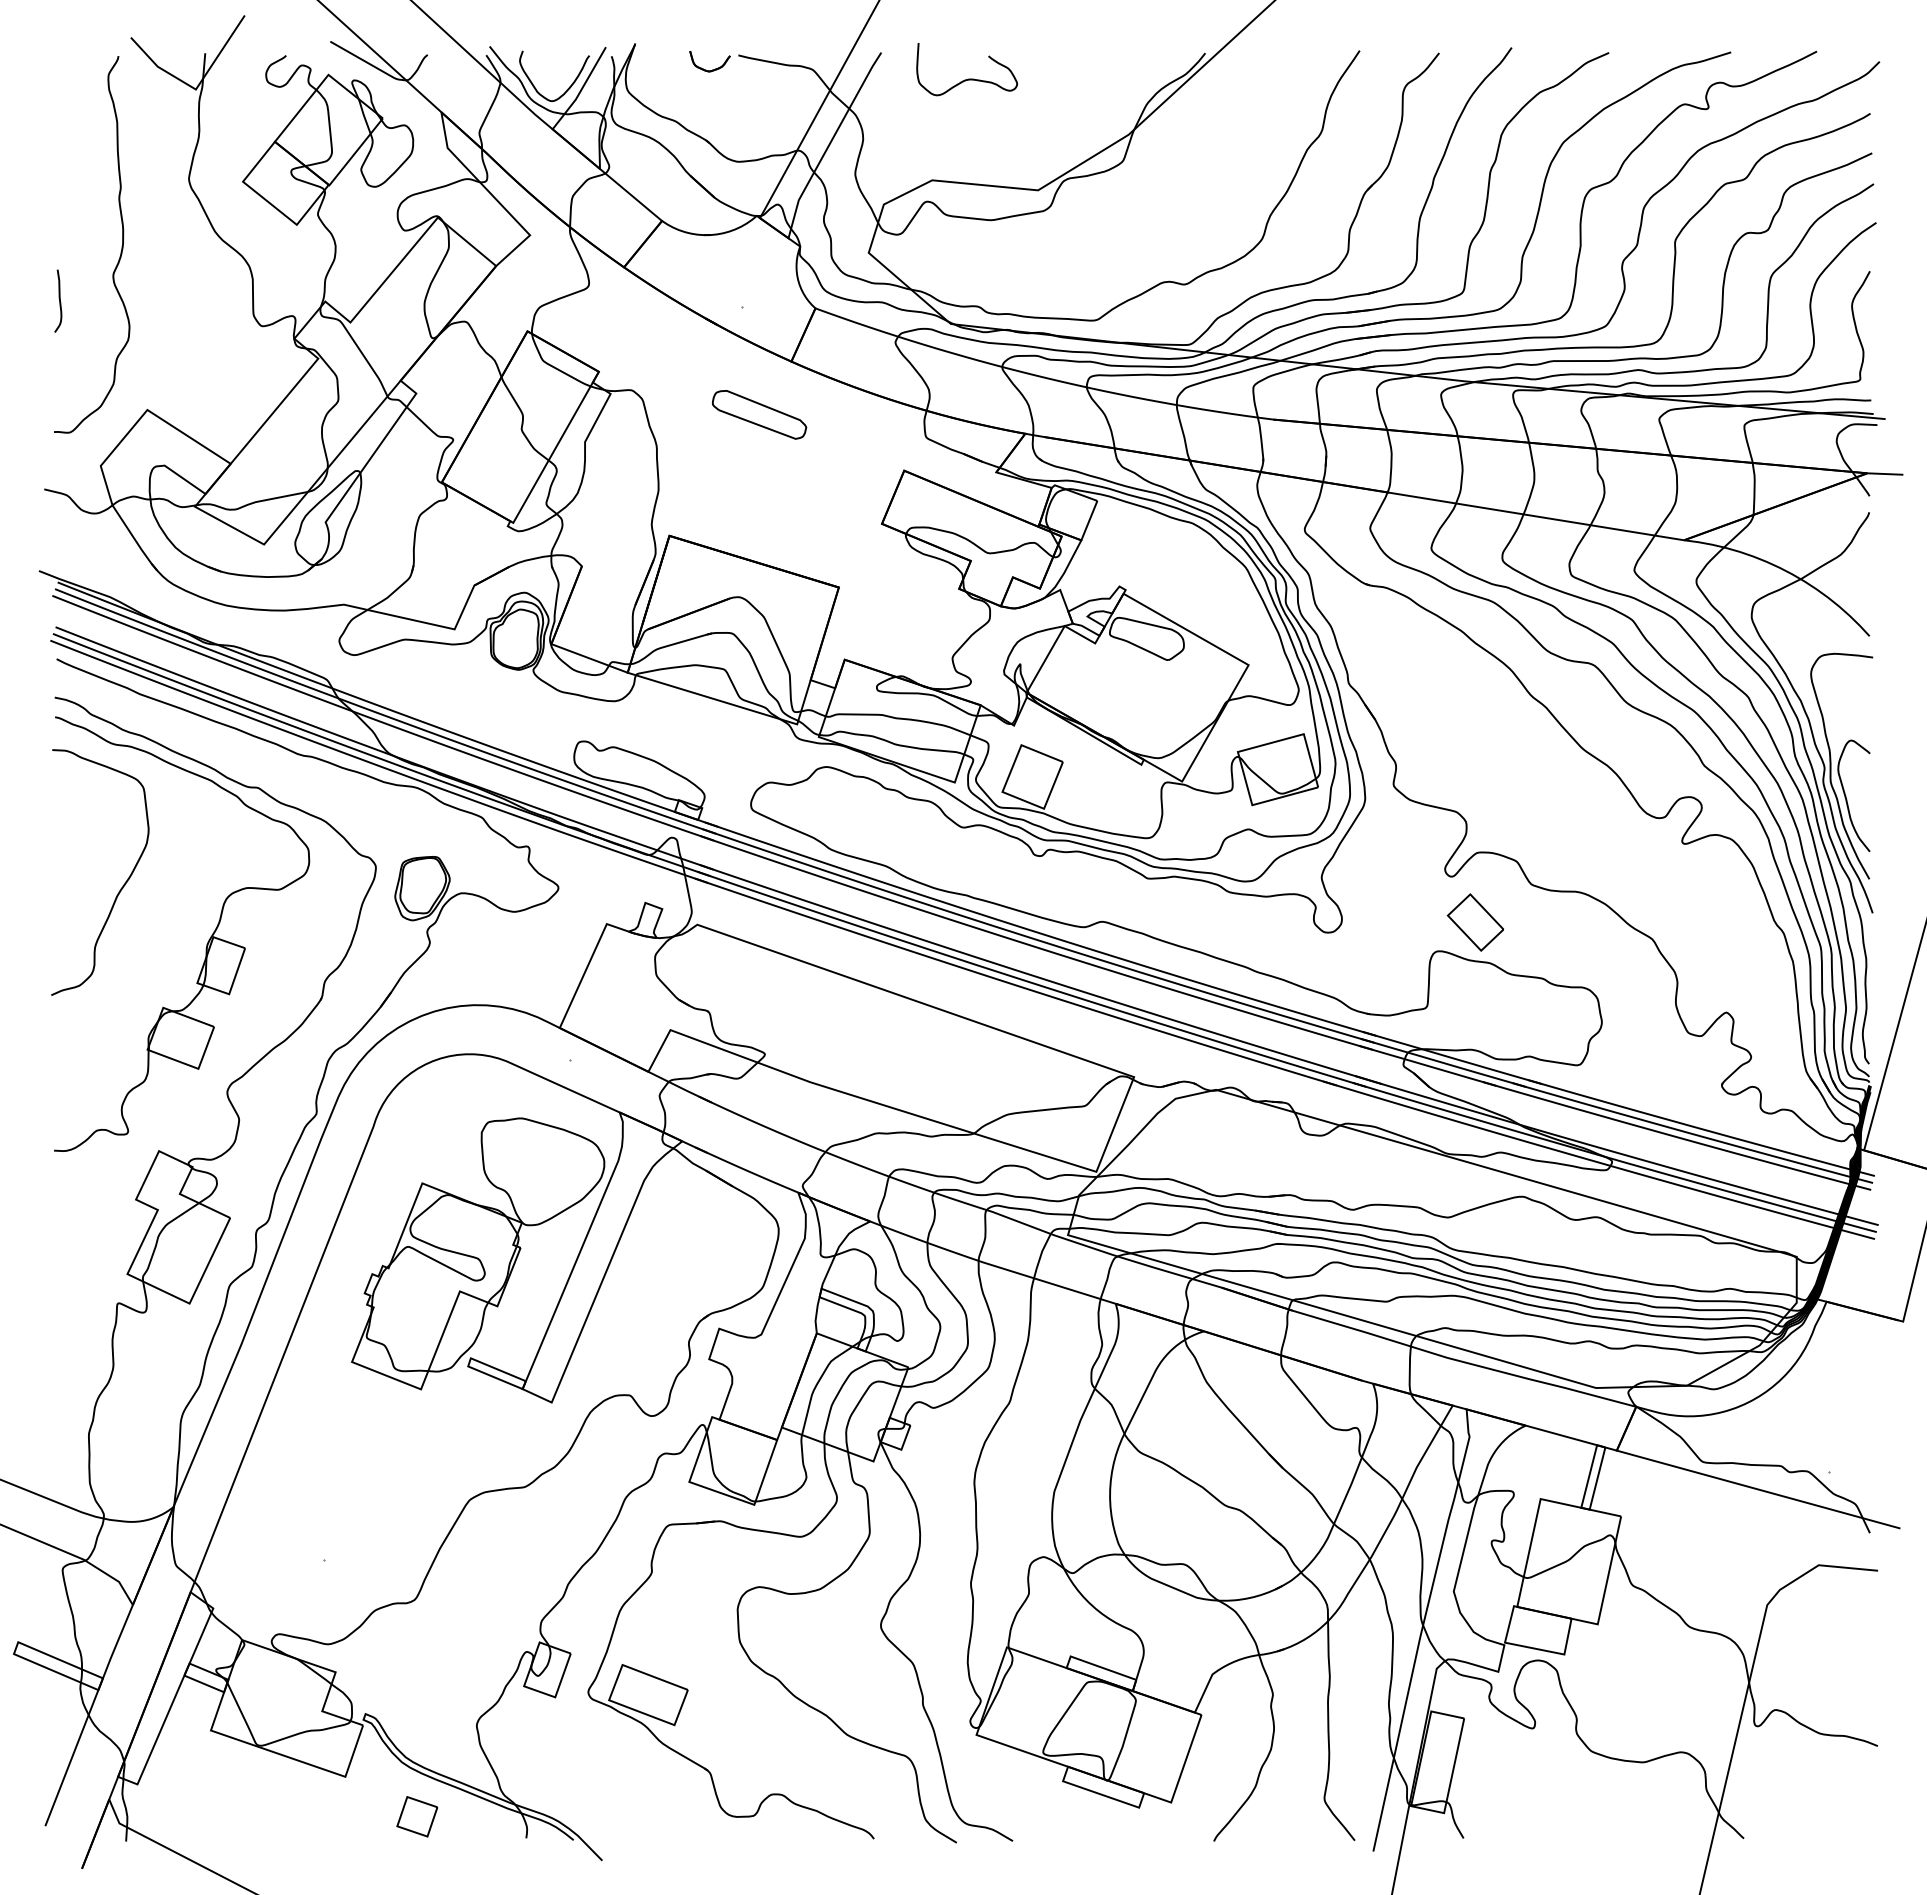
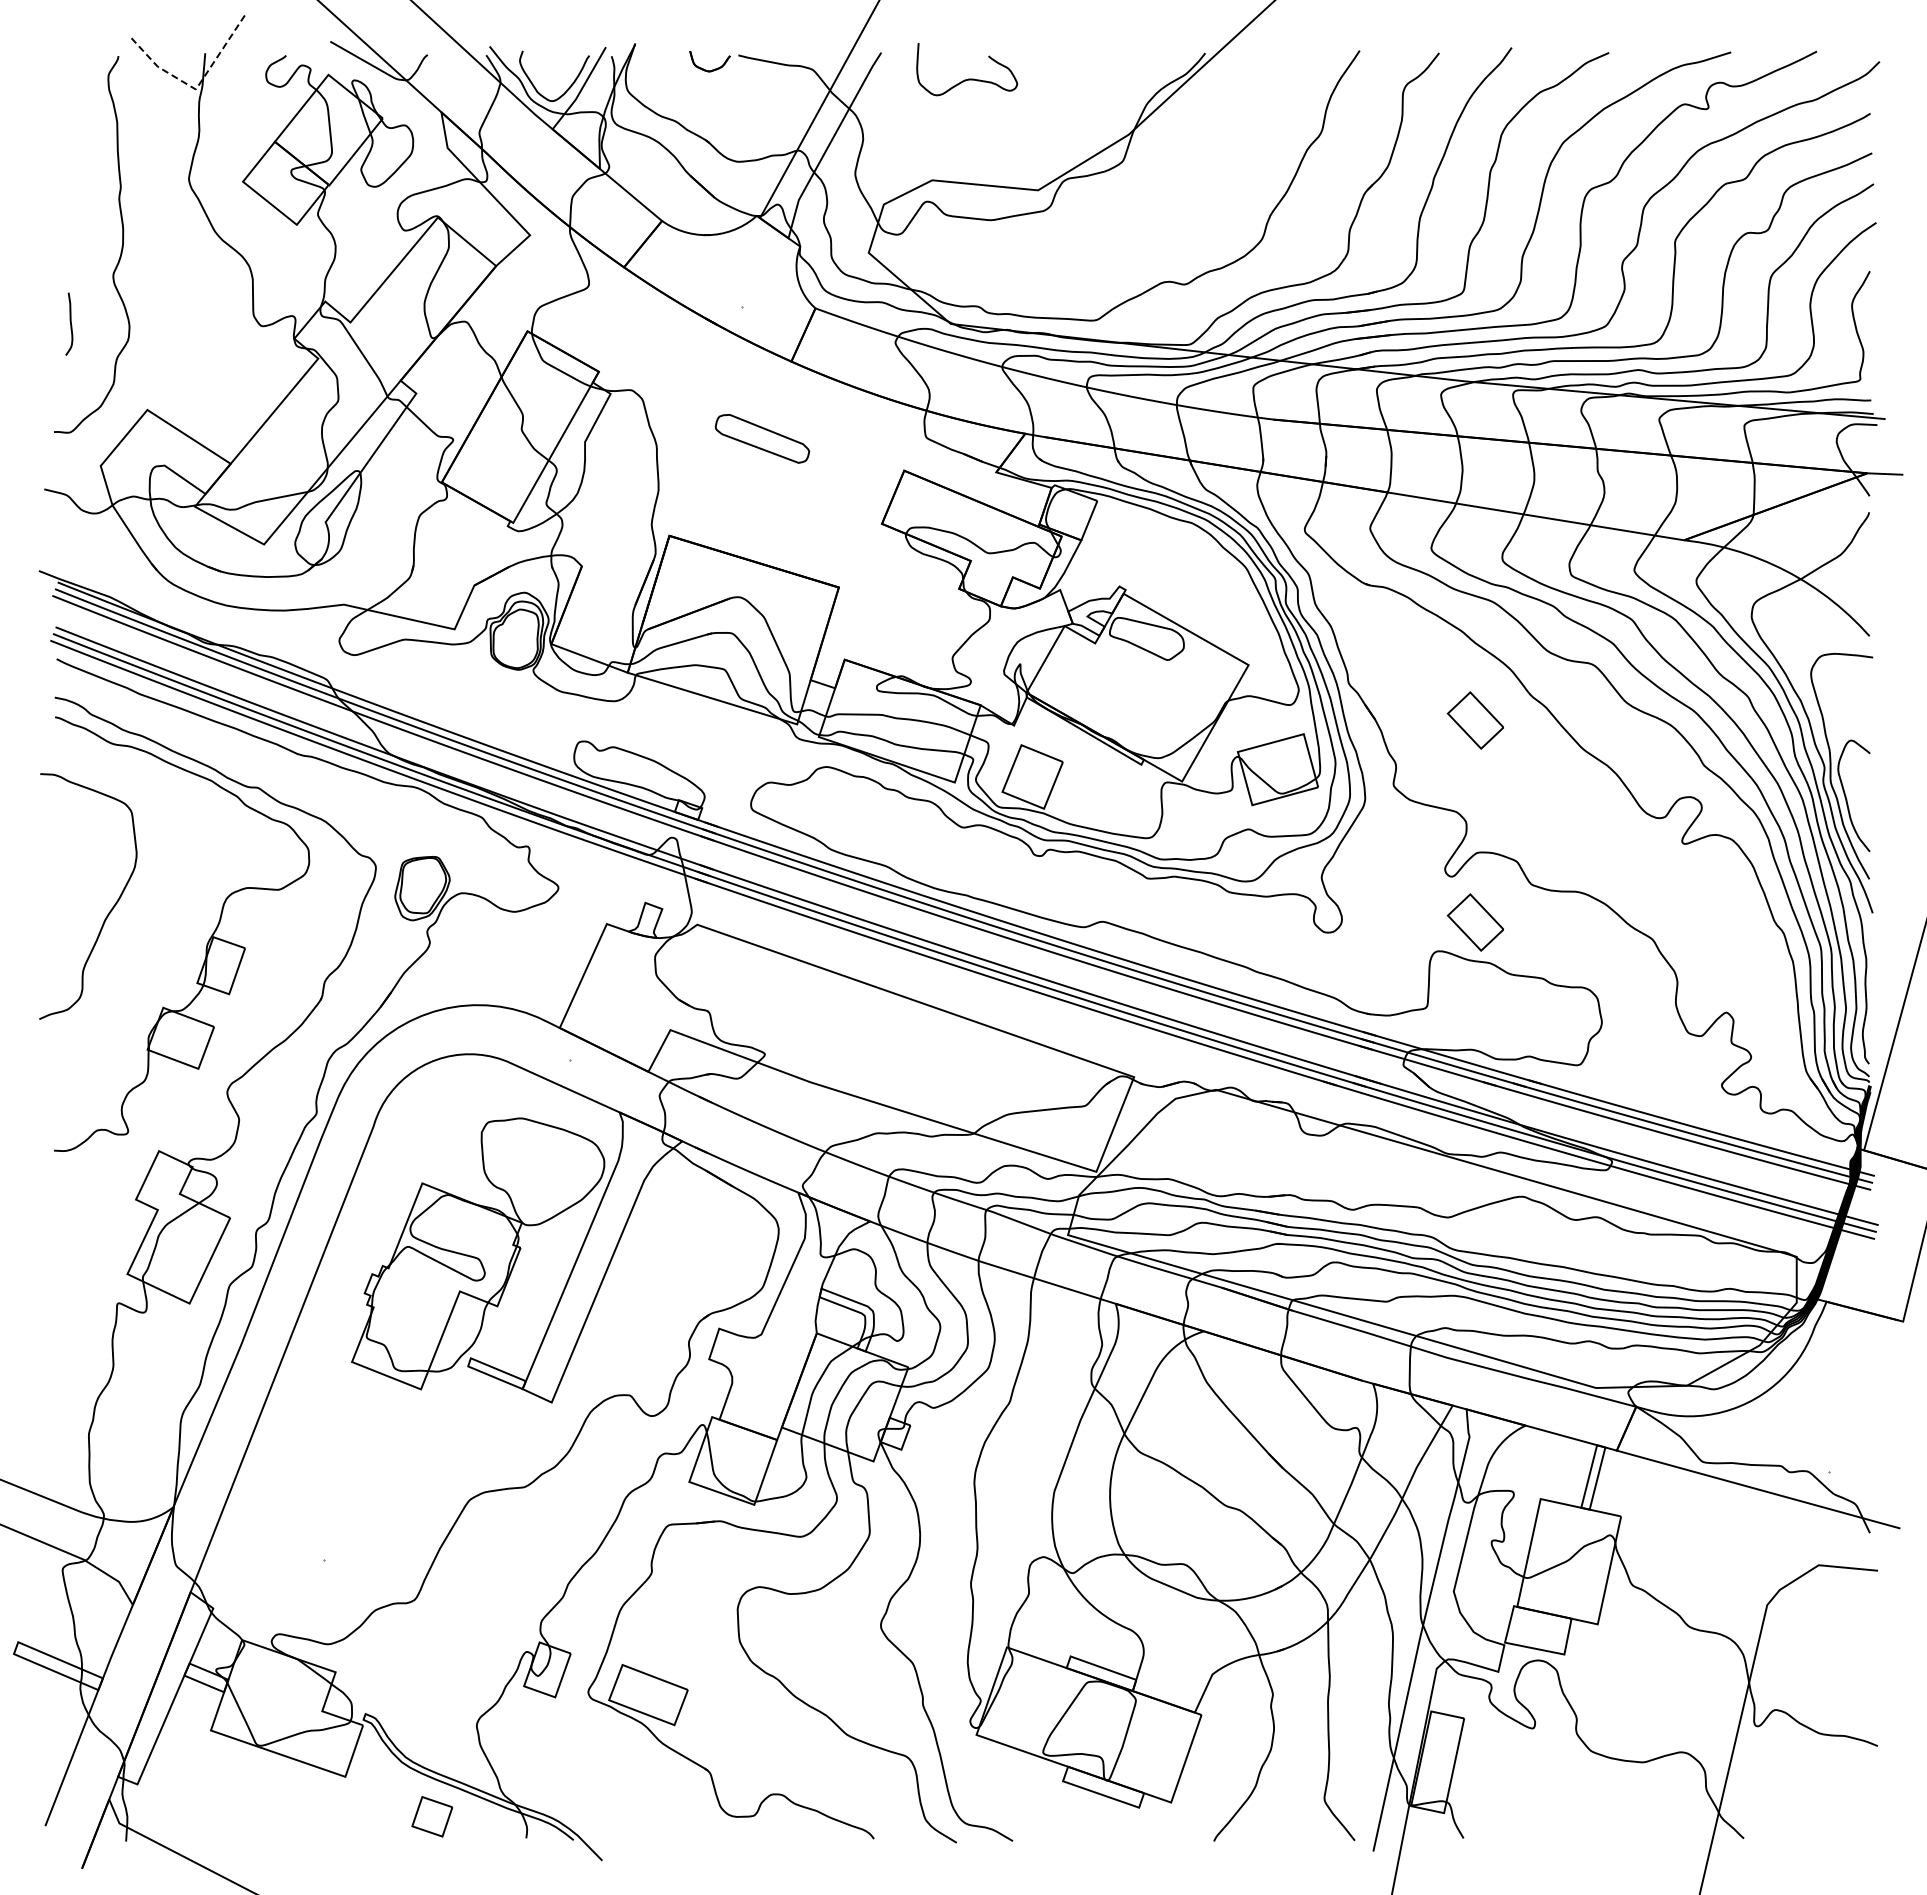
line: solid -> dashed (196, 88)
curve position: (59, 300) -> (70, 323) (70, 323)
part position: (759, 414) -> (762, 438) (762, 438)
part: none -> present (1474, 720)
curve position: (122, 885) -> (110, 909) (110, 909)
part position: (417, 1816) -> (432, 1816) (432, 1816)
